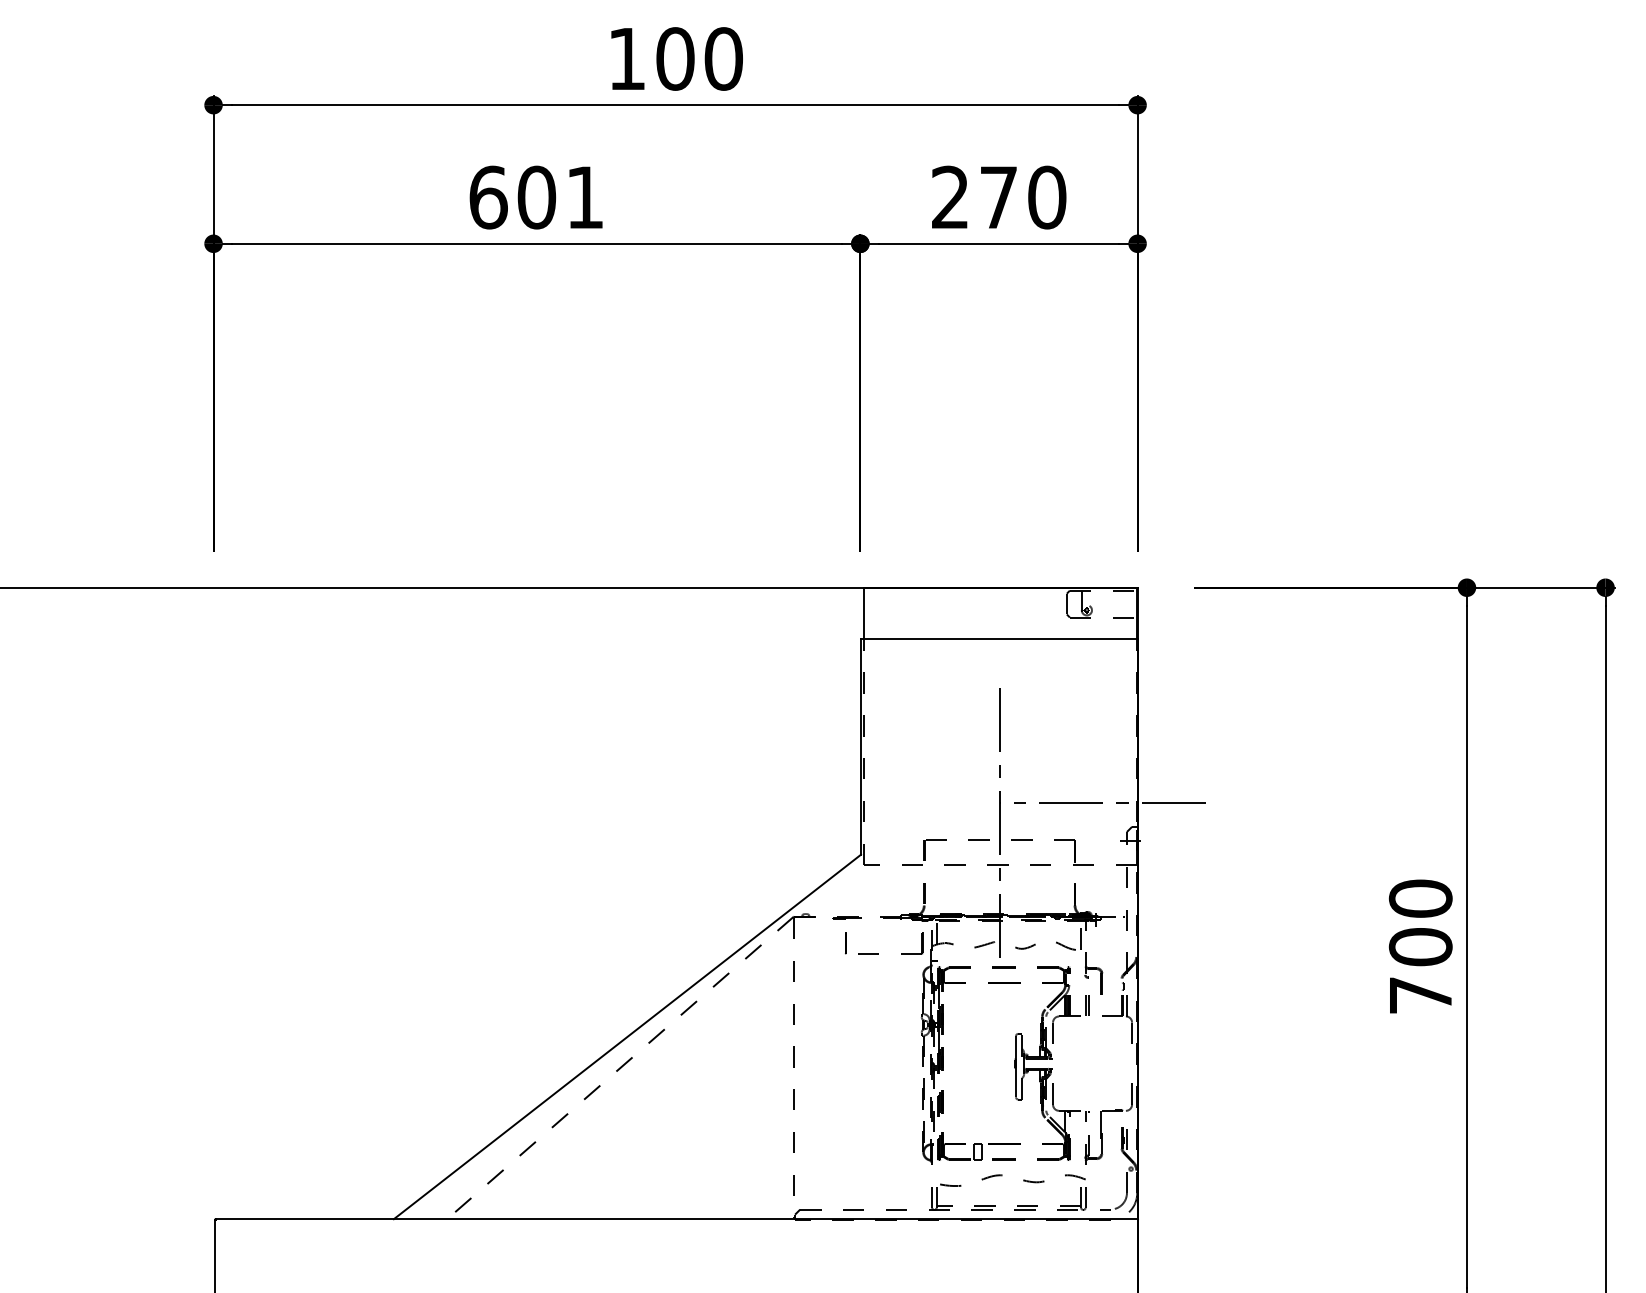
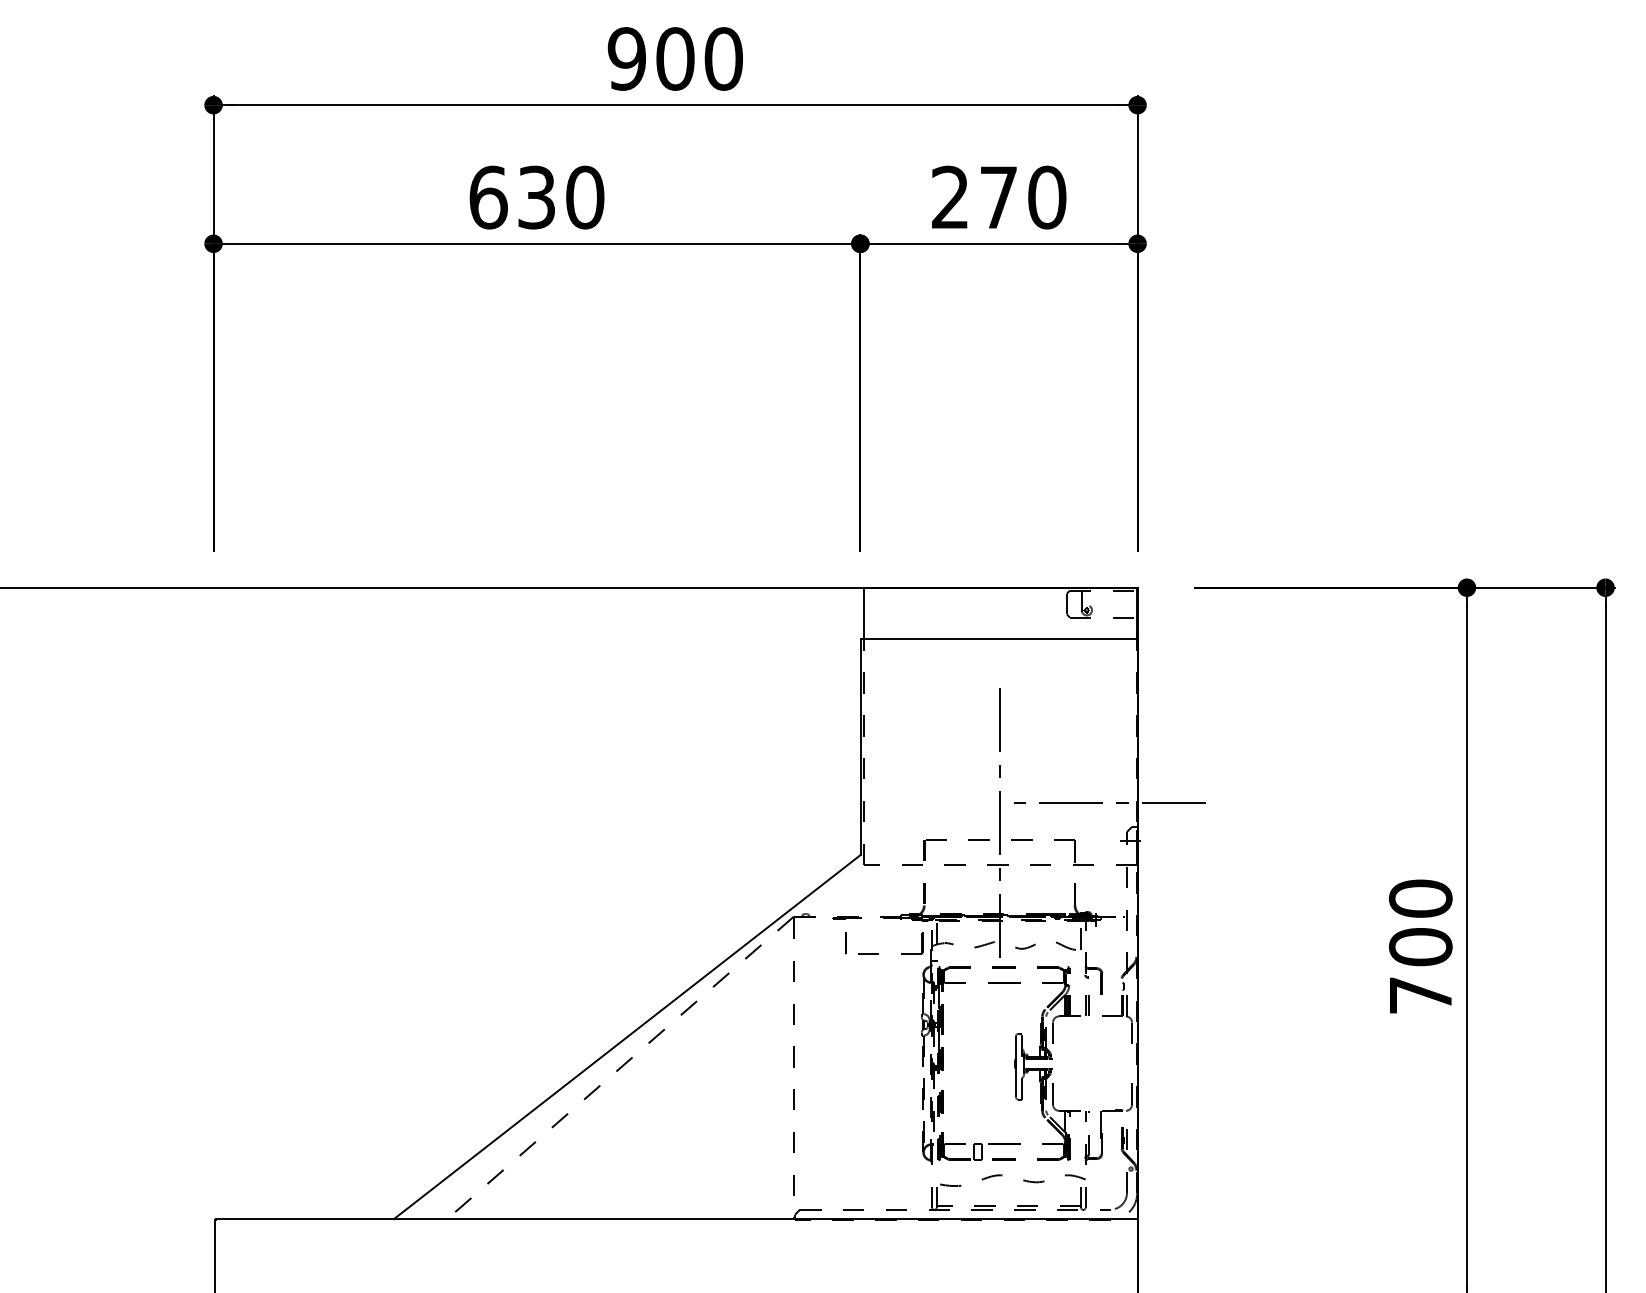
text: 100 -> 900 (626, 58)
text: 601 -> 630 (560, 197)
